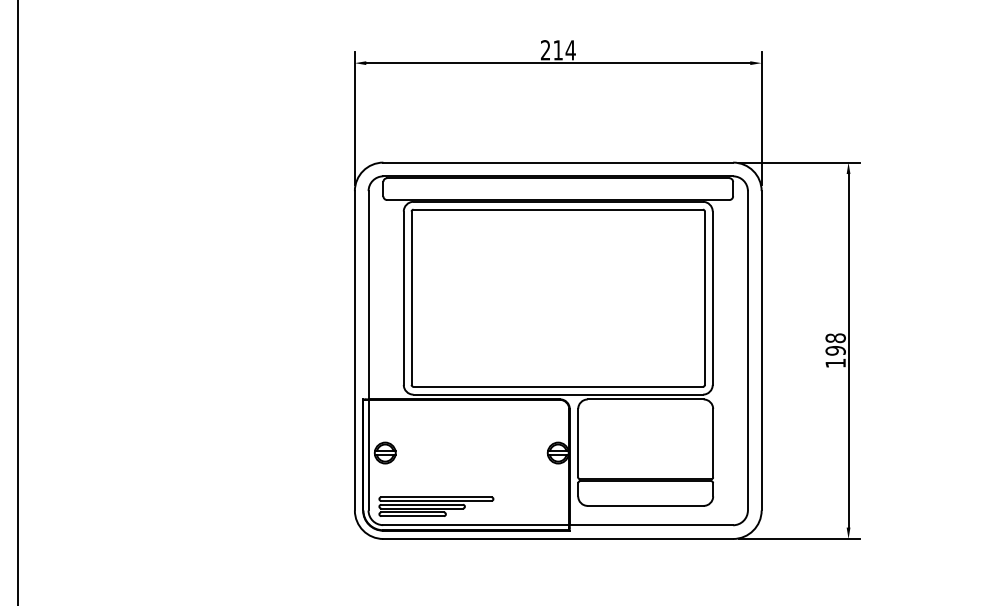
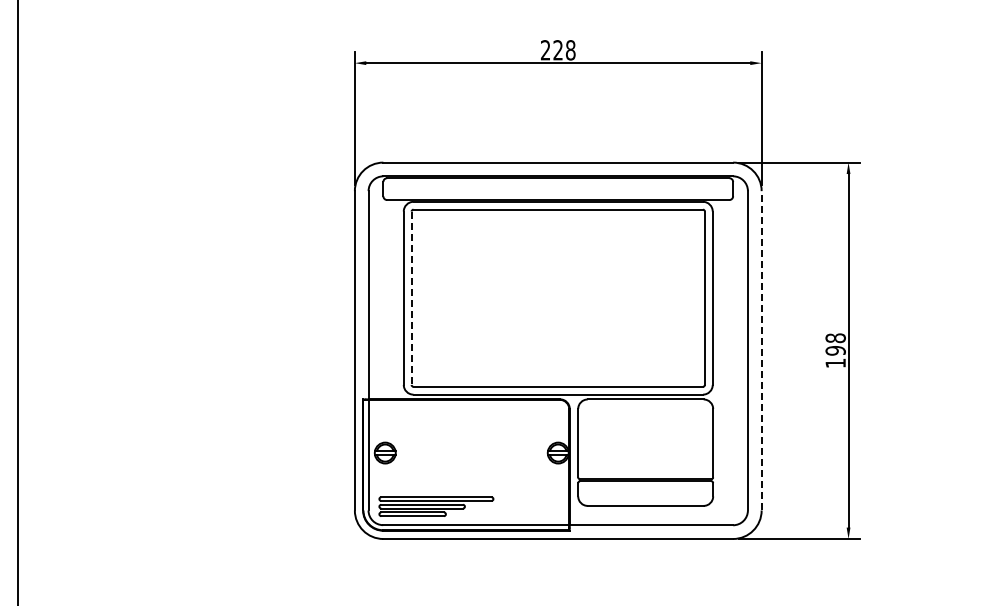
text: 214 -> 228 (564, 50)
line: solid -> dashed (411, 298)
line: solid -> dashed (761, 350)
